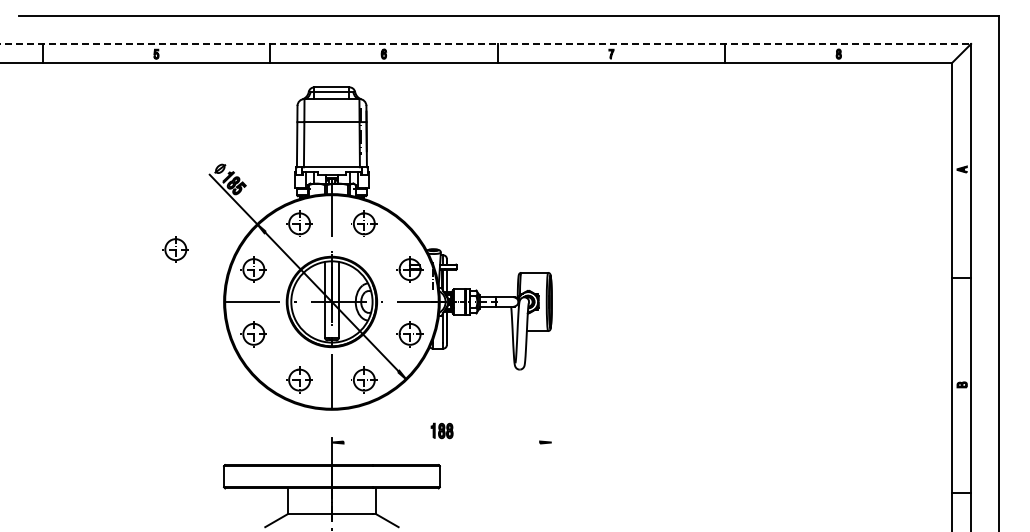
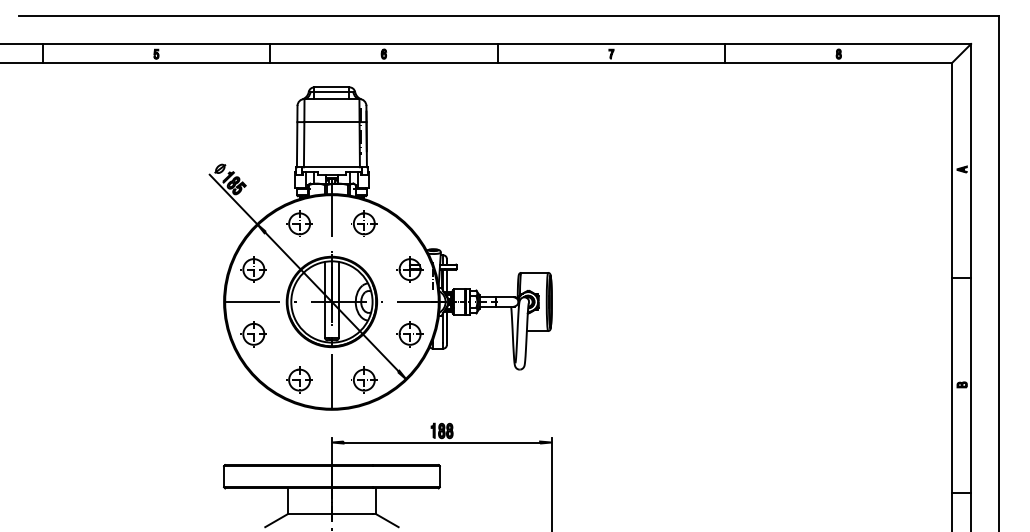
line: dashed -> solid (486, 43)
part: present -> none (175, 249)
line: none -> present (441, 442)
line: none -> present (551, 482)
